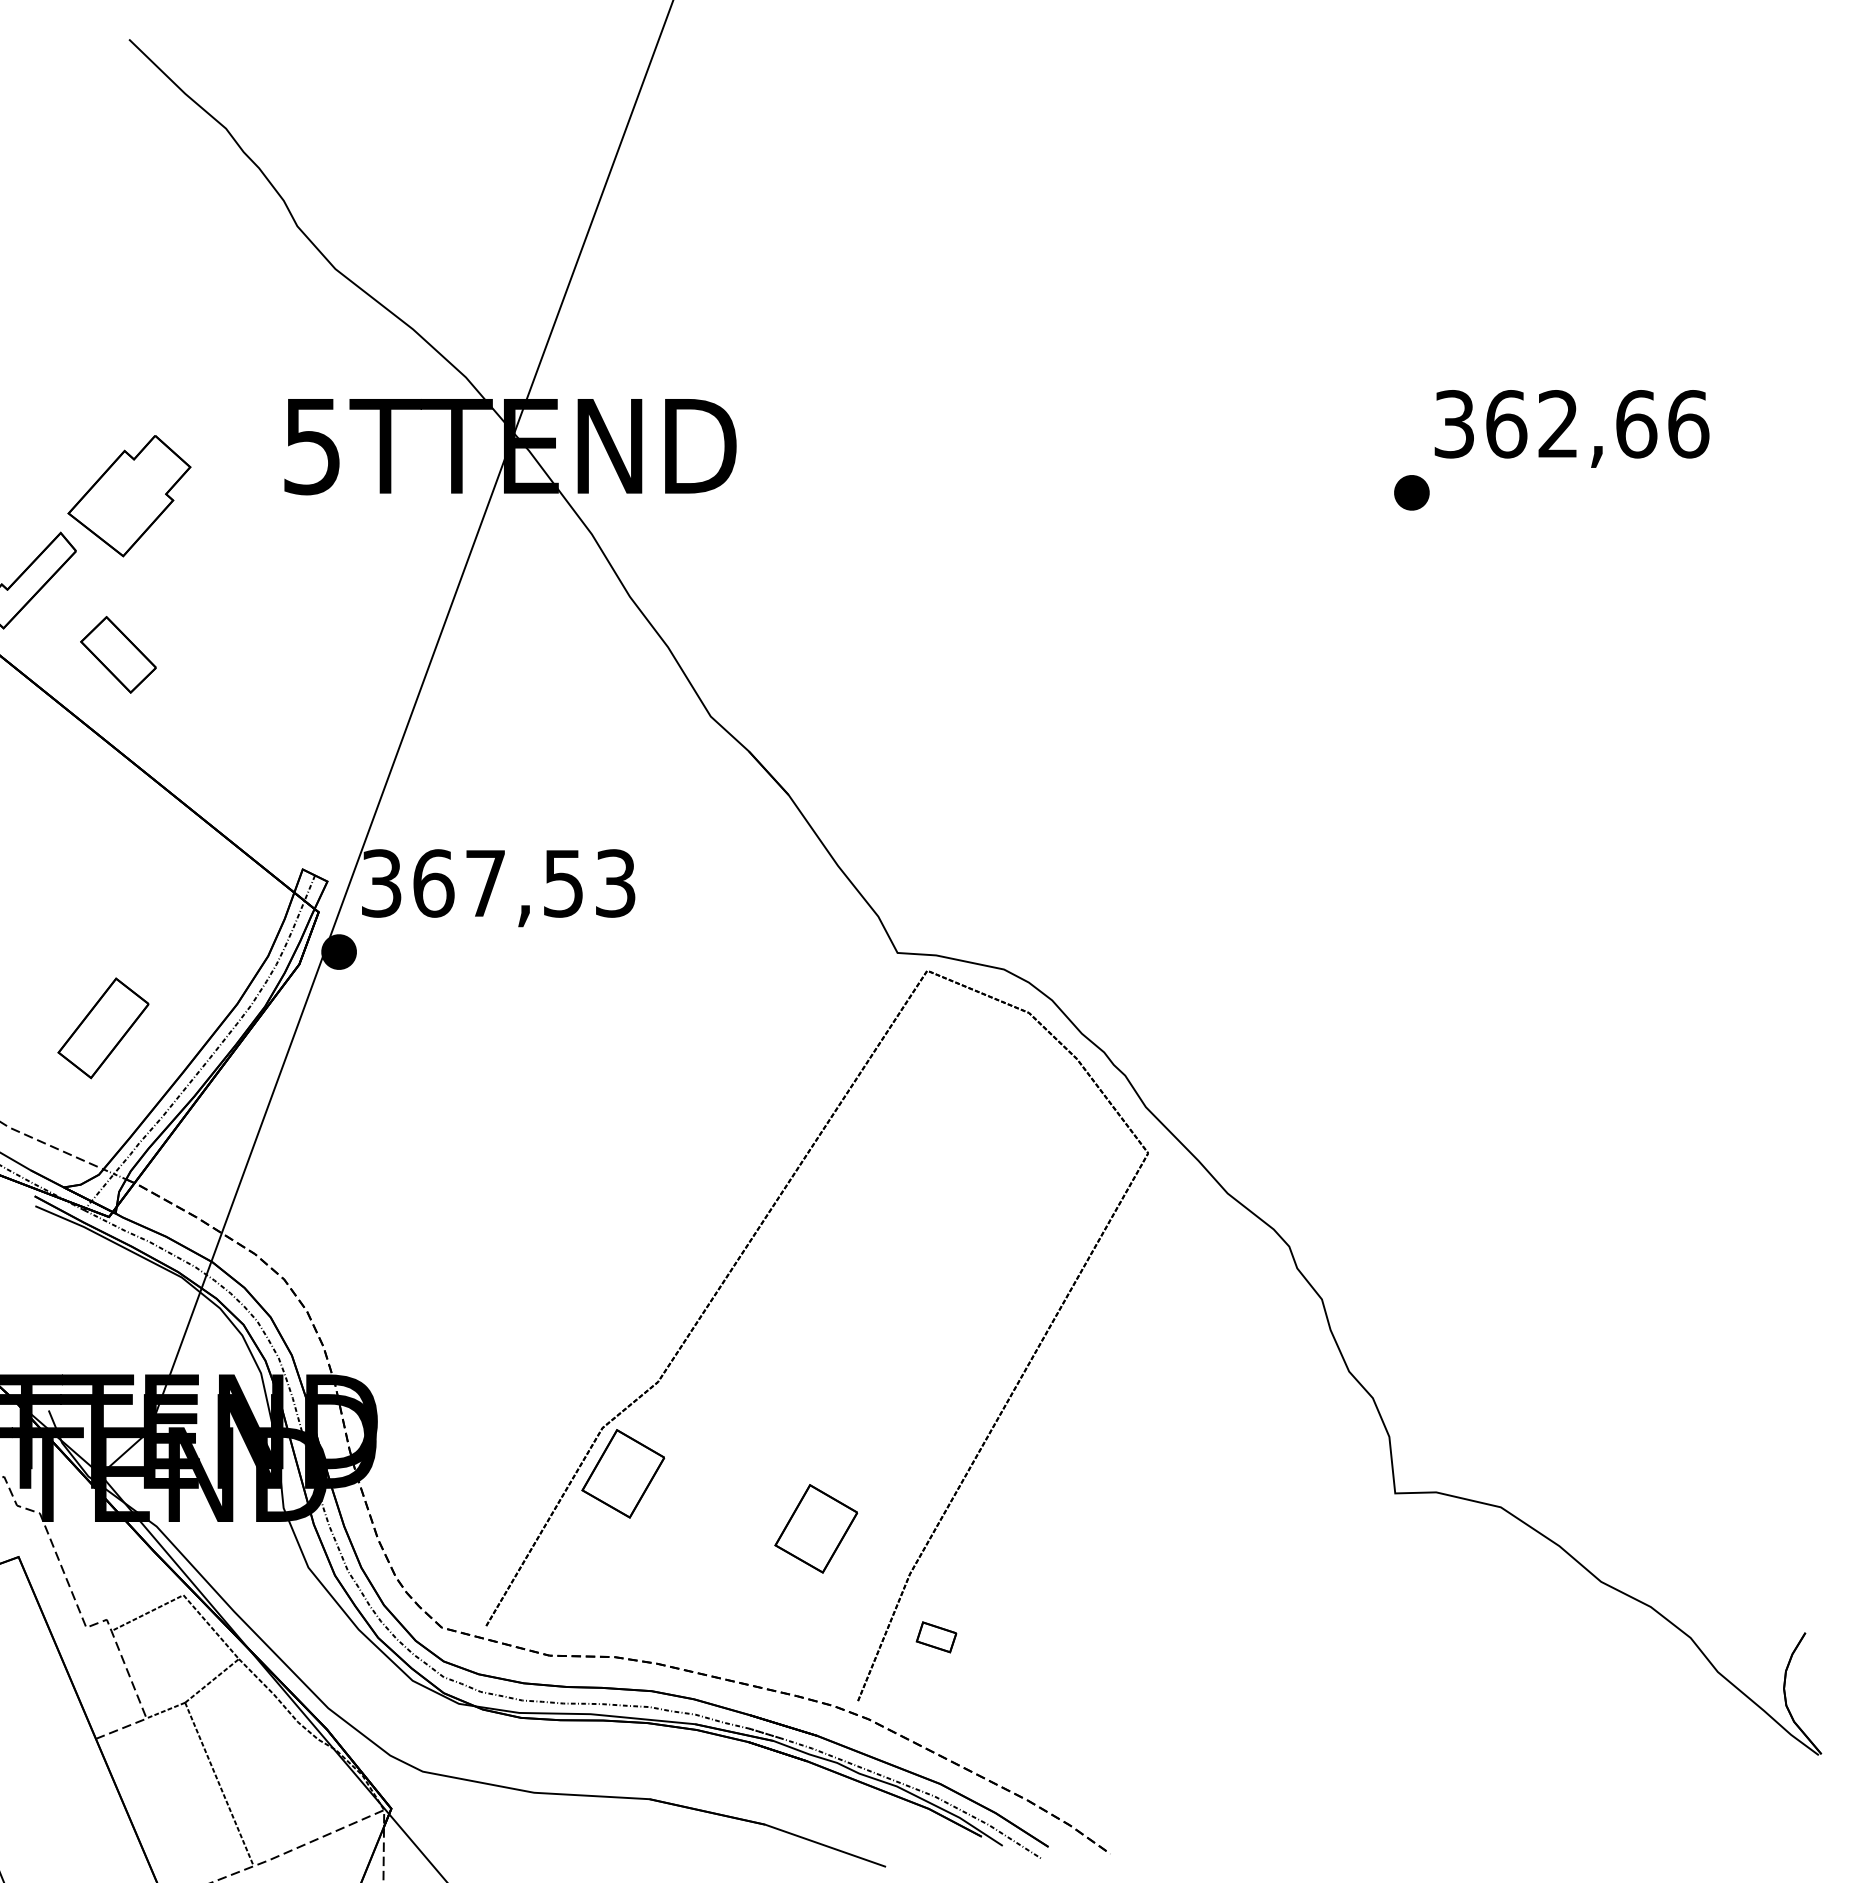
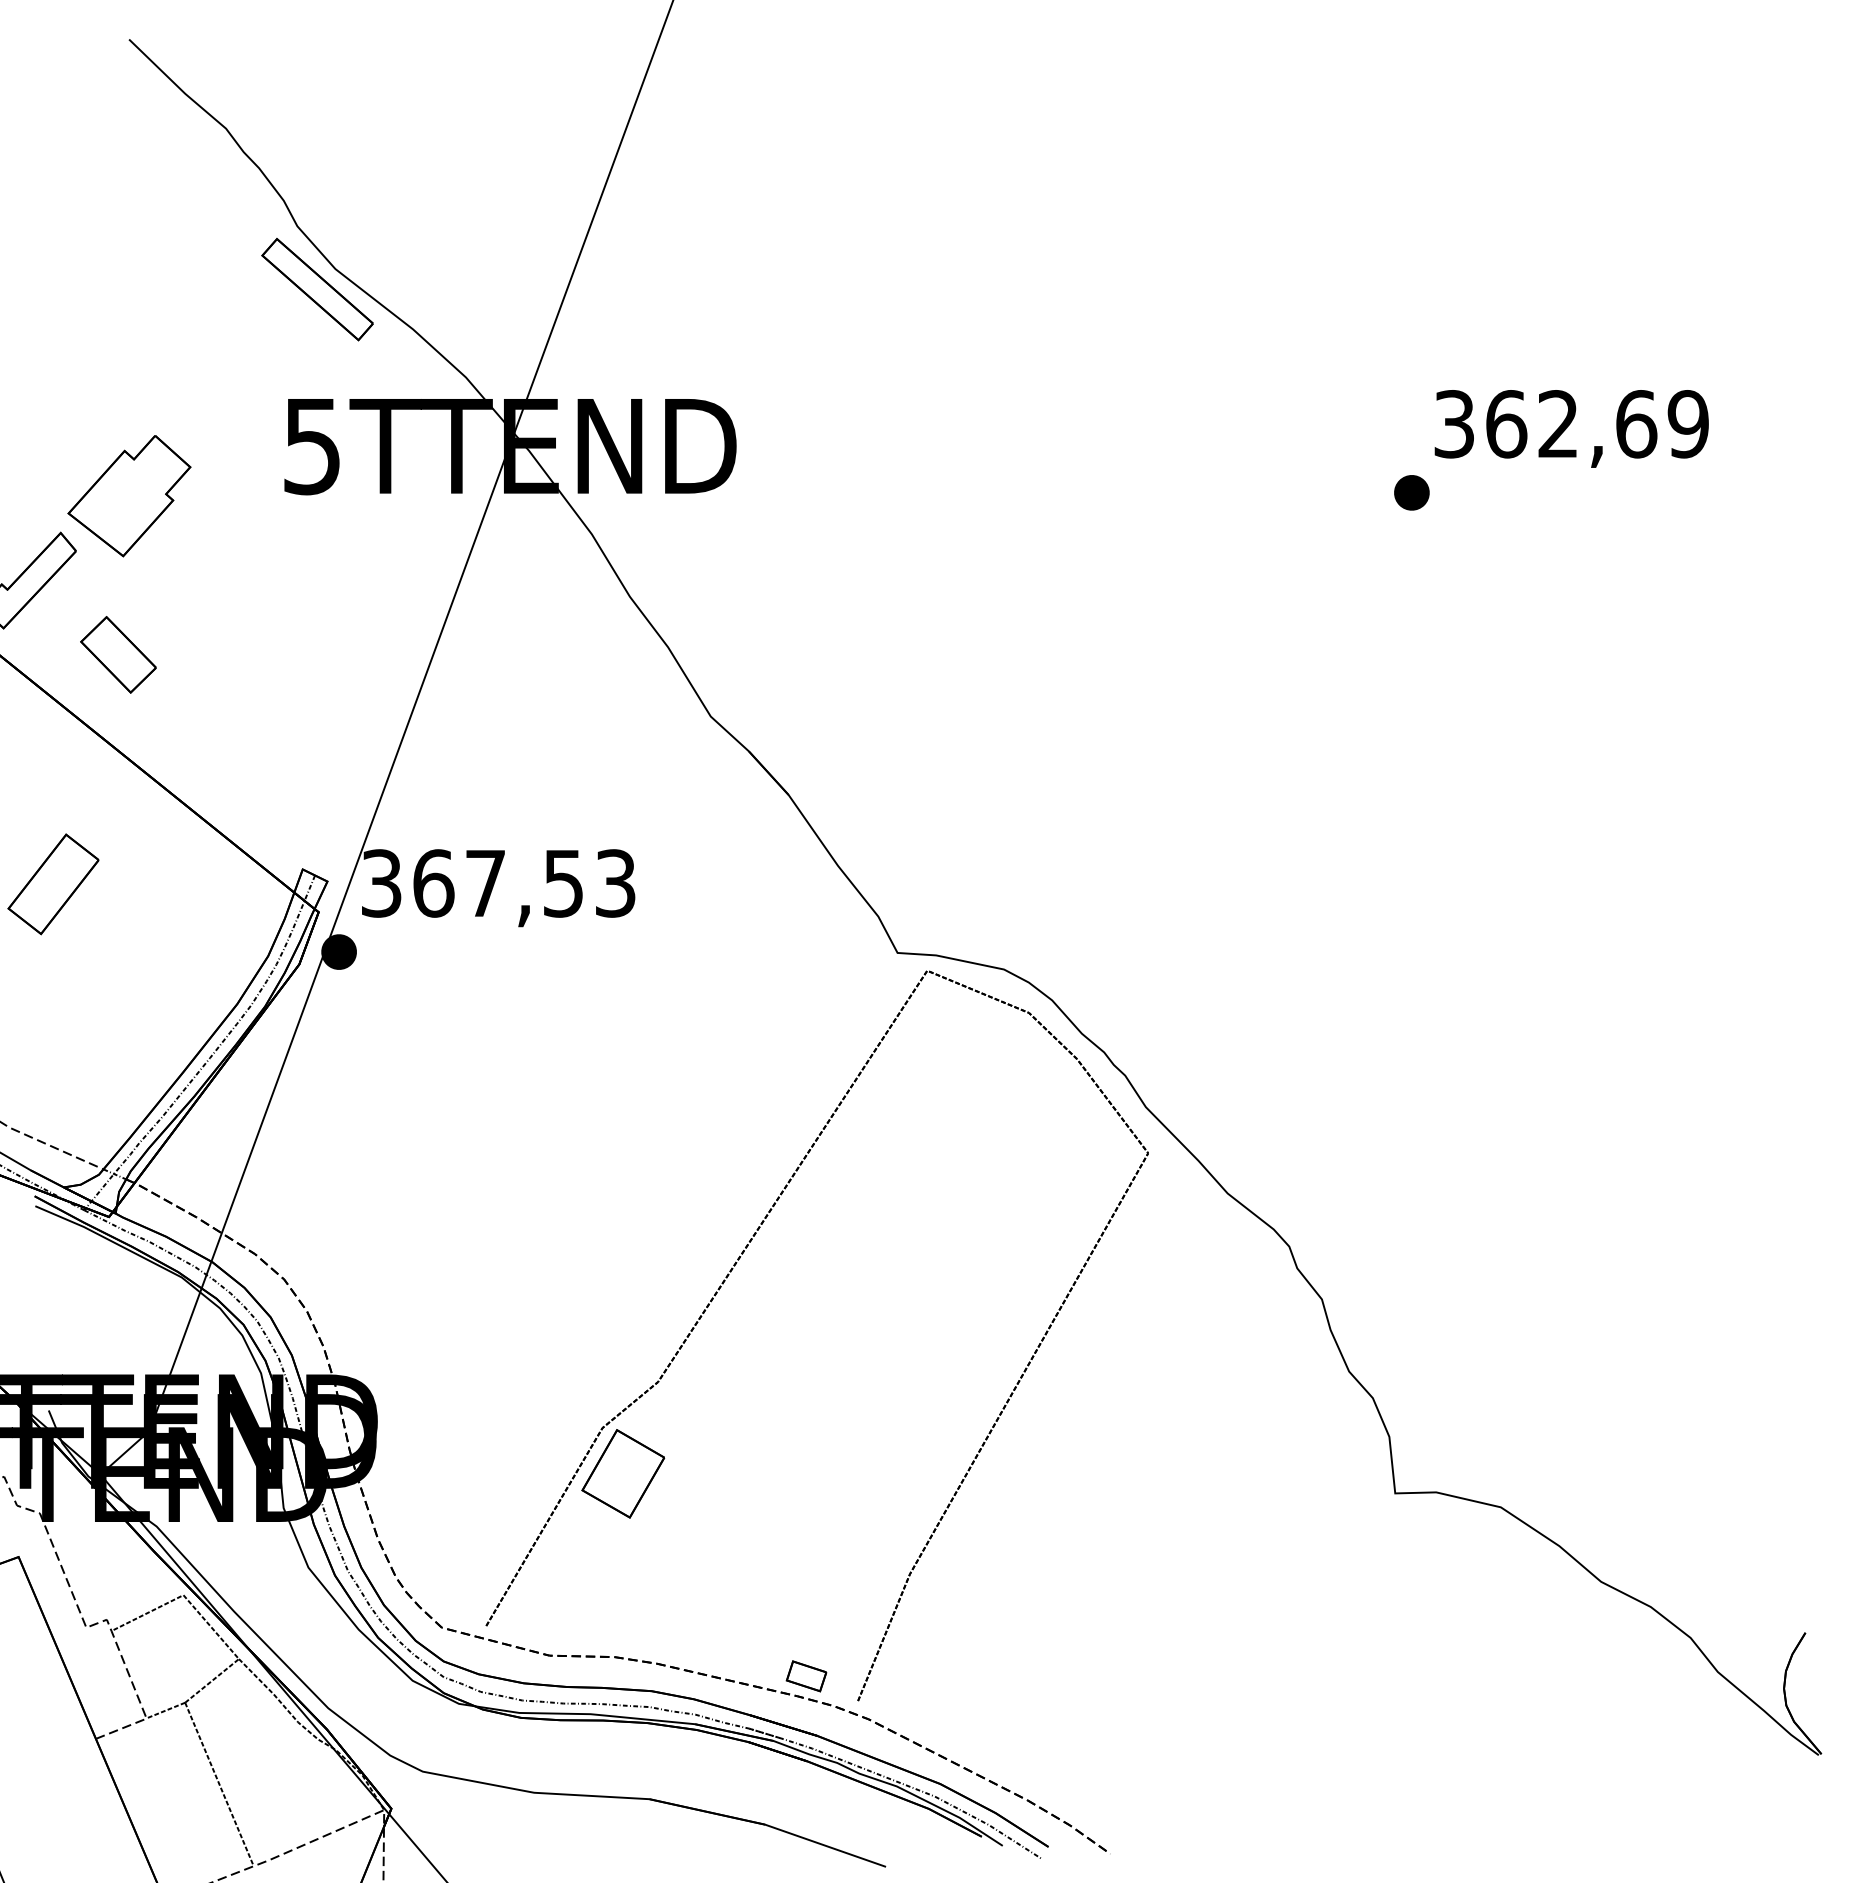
part: none -> present (317, 289)
text: 362,66 -> 362,69 (1688, 424)
part position: (103, 1028) -> (53, 884) (53, 884)
part: present -> none (816, 1528)
part position: (936, 1637) -> (806, 1676) (806, 1676)
